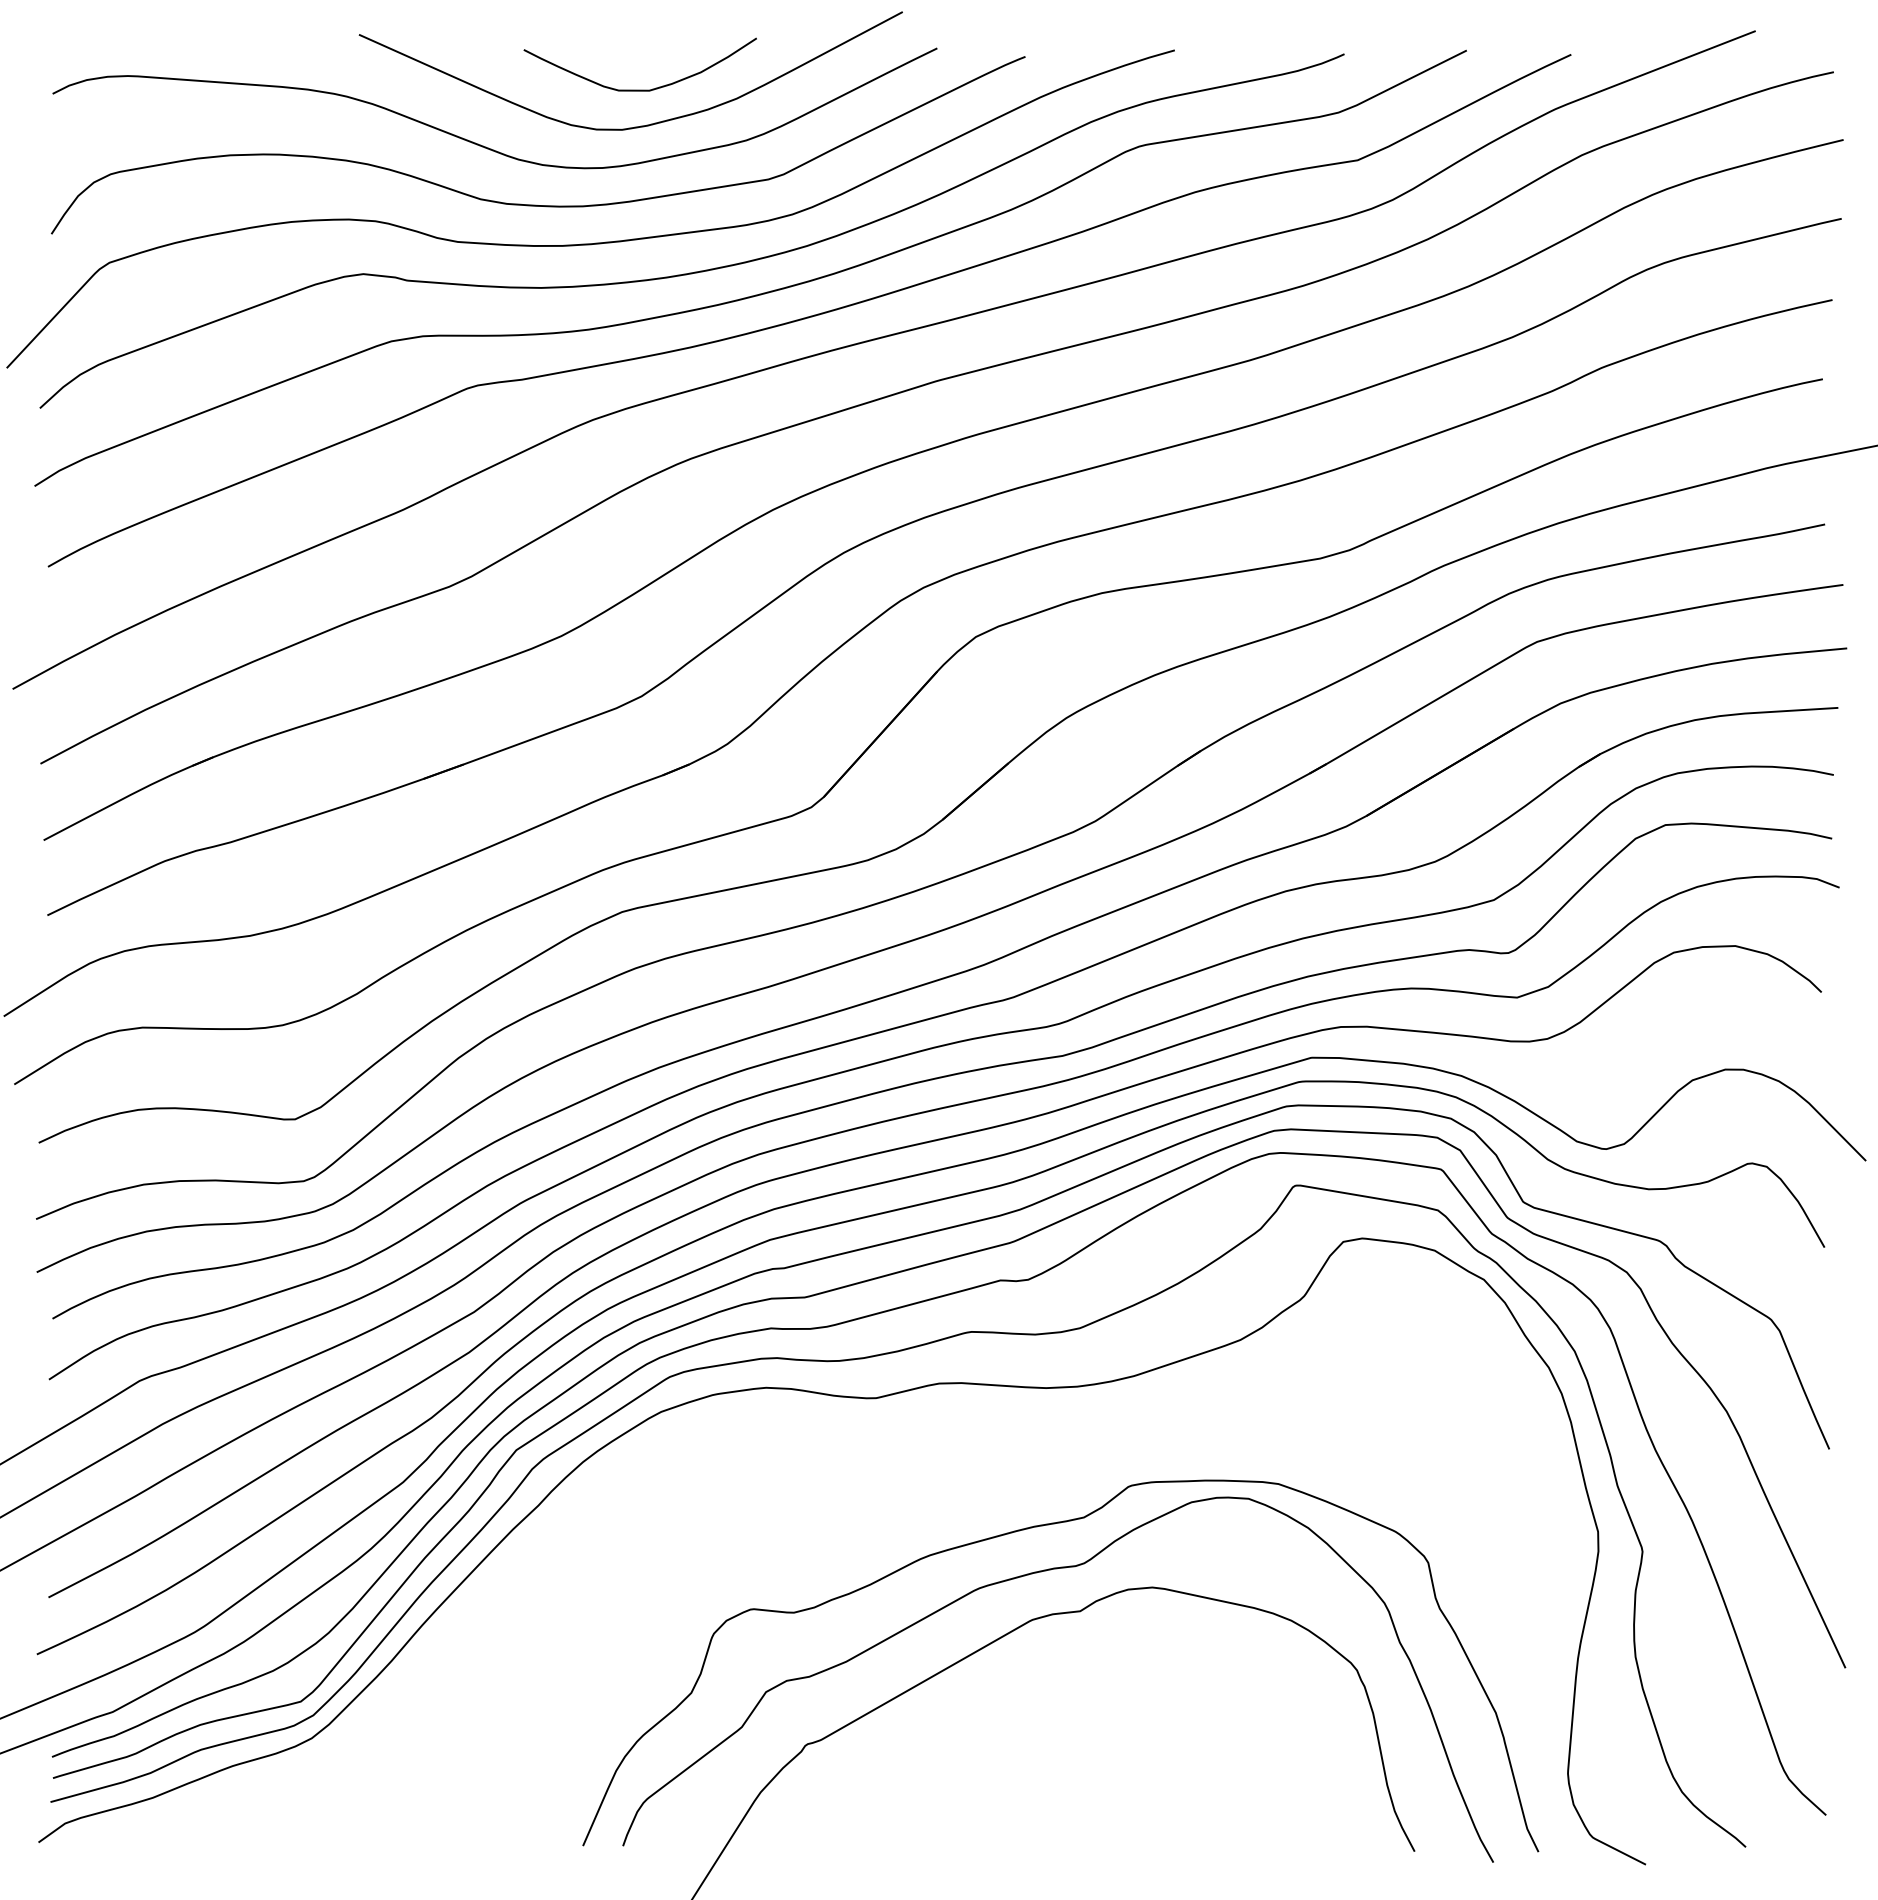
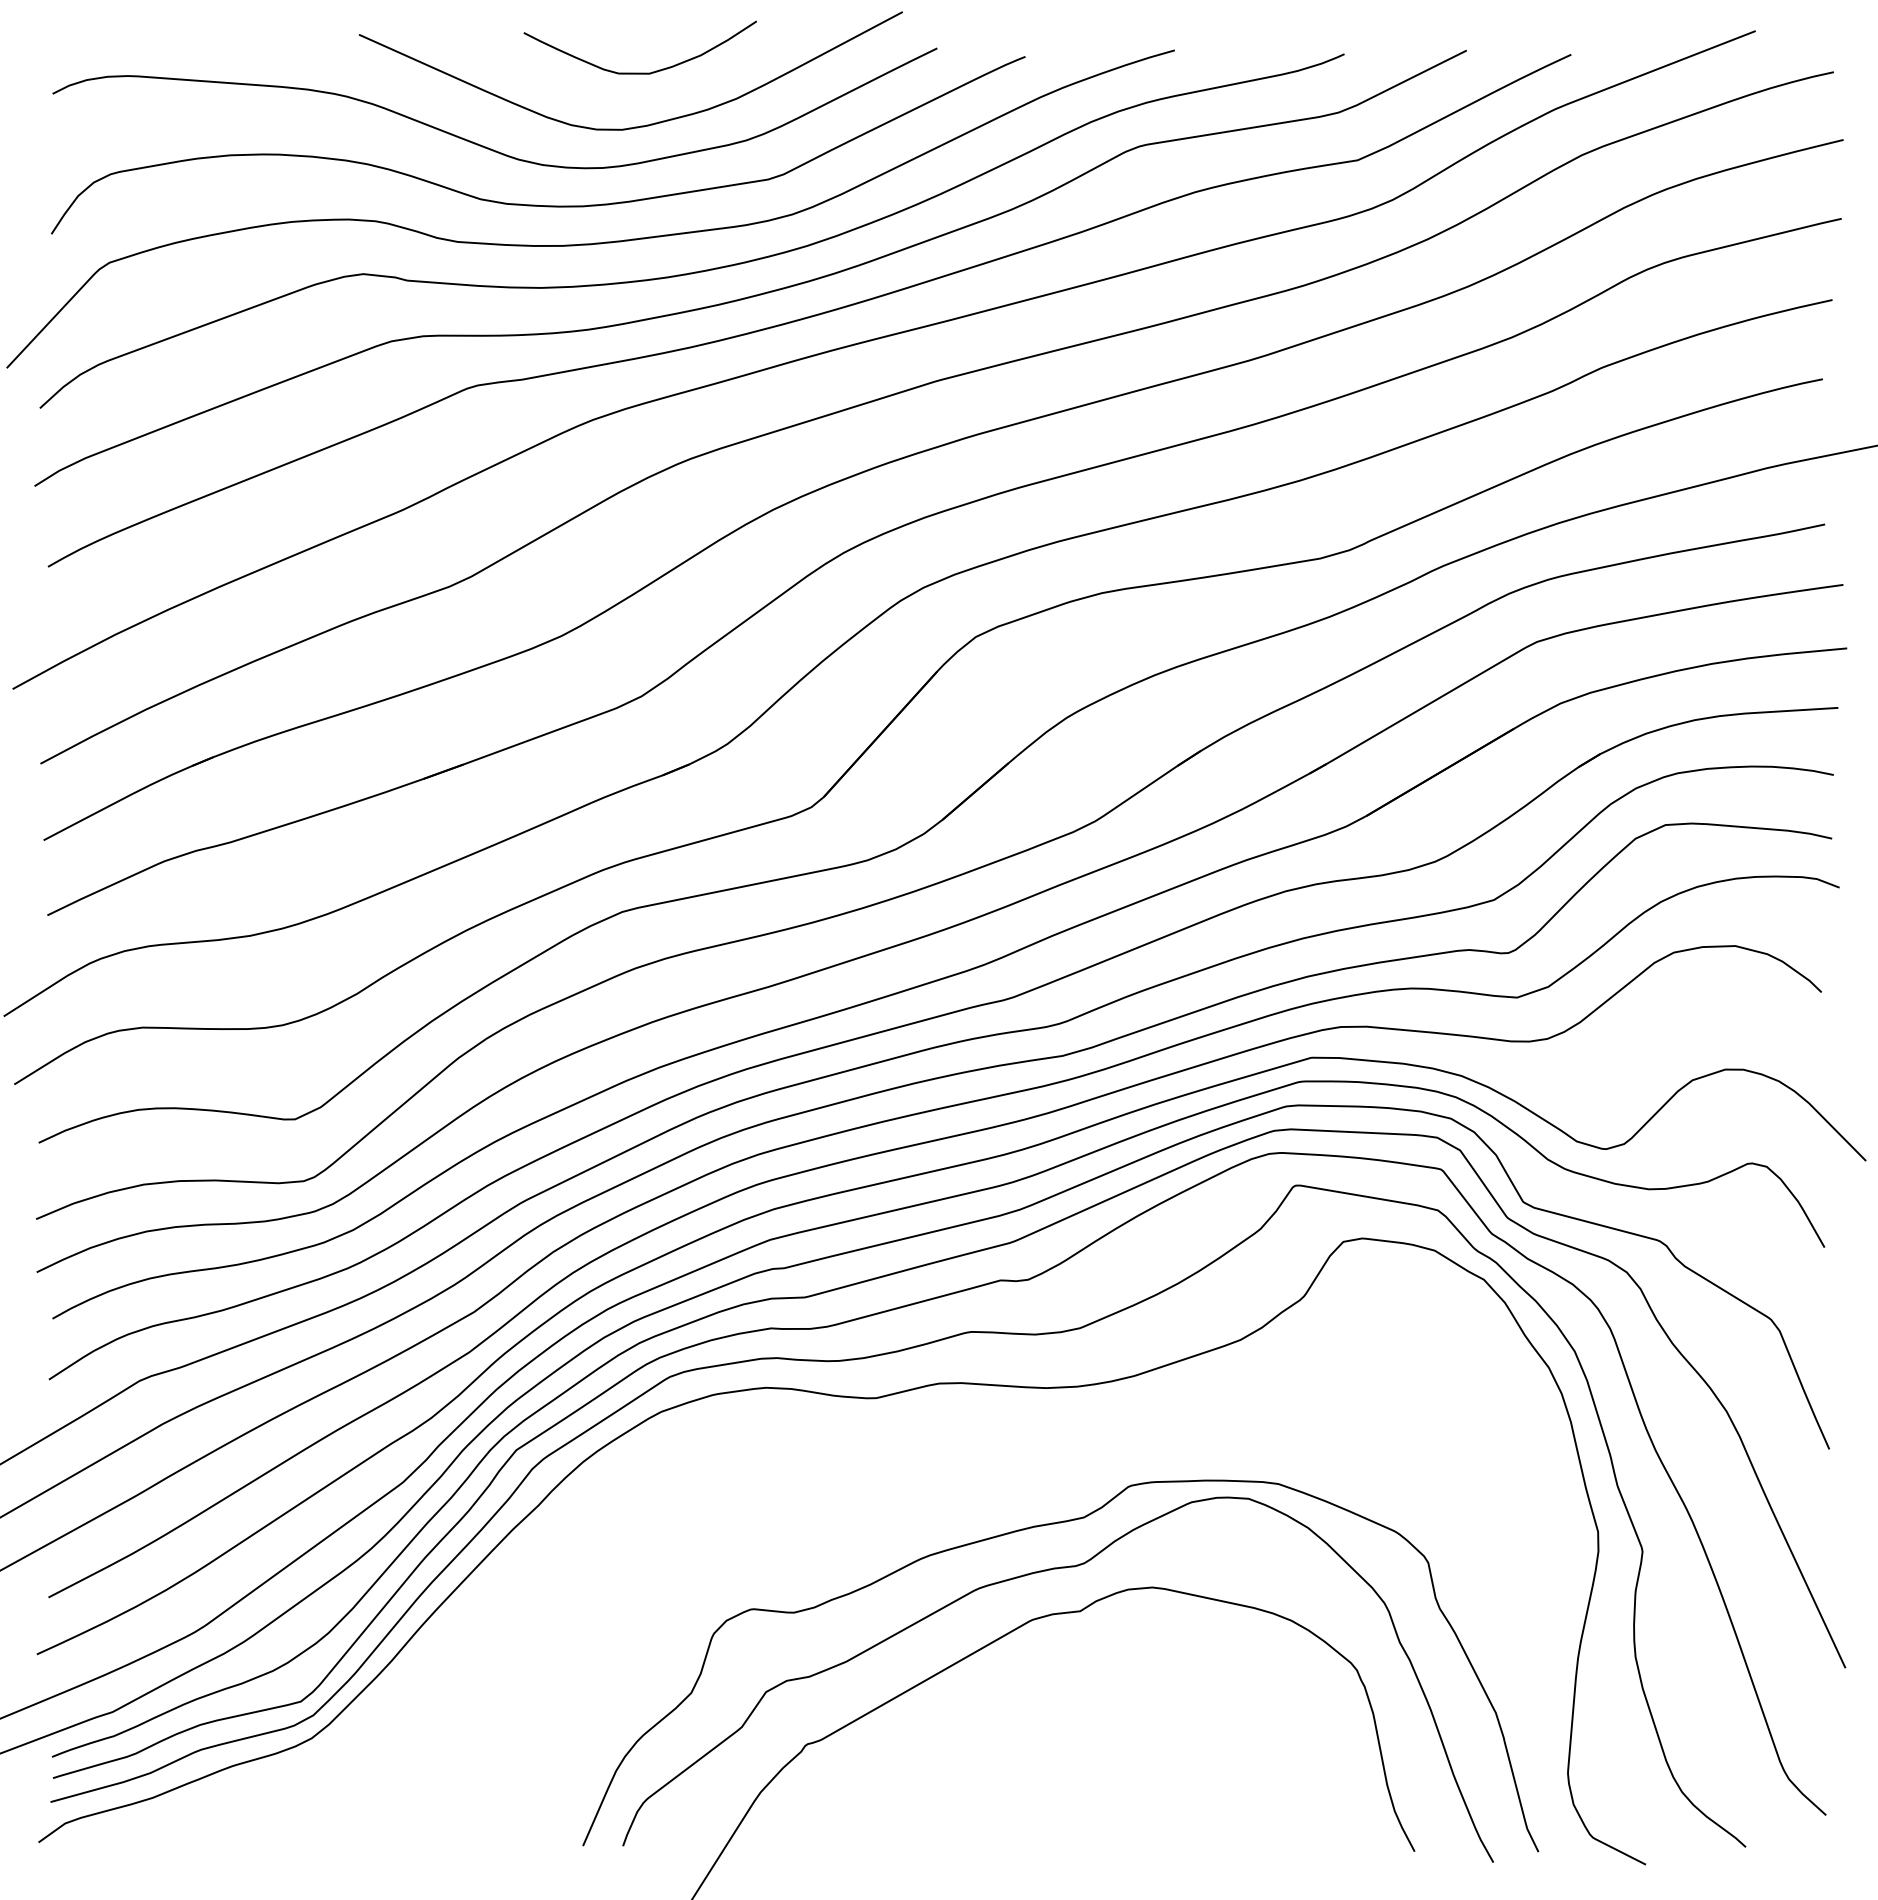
curve position: (639, 89) -> (639, 72) (639, 72)
